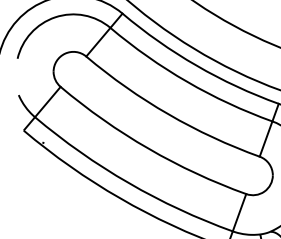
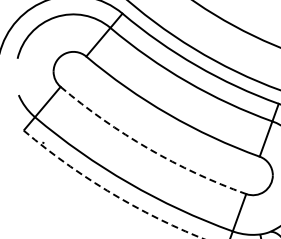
arc: solid -> dashed (148, 148)
arc: solid -> dashed (109, 191)
